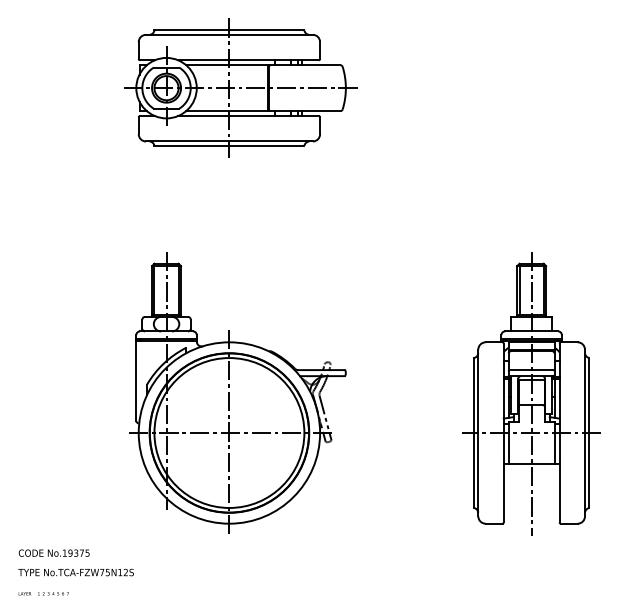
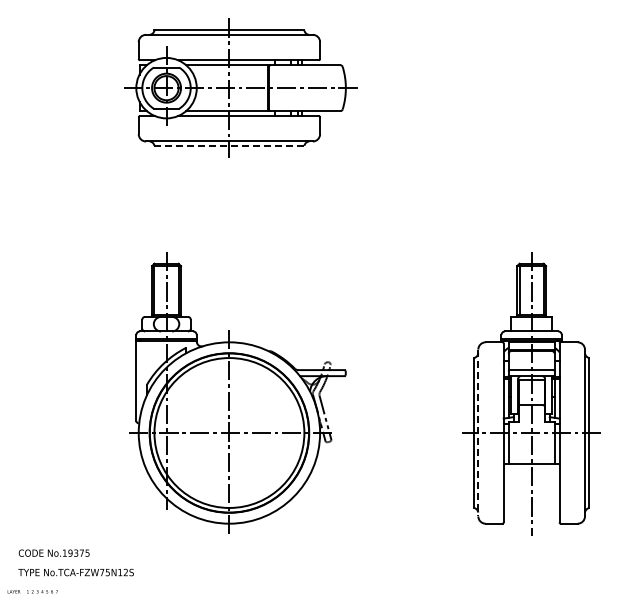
line: solid -> dashed (229, 145)
line: solid -> dashed (478, 433)
text position: (43, 593) -> (32, 591) (32, 591)
